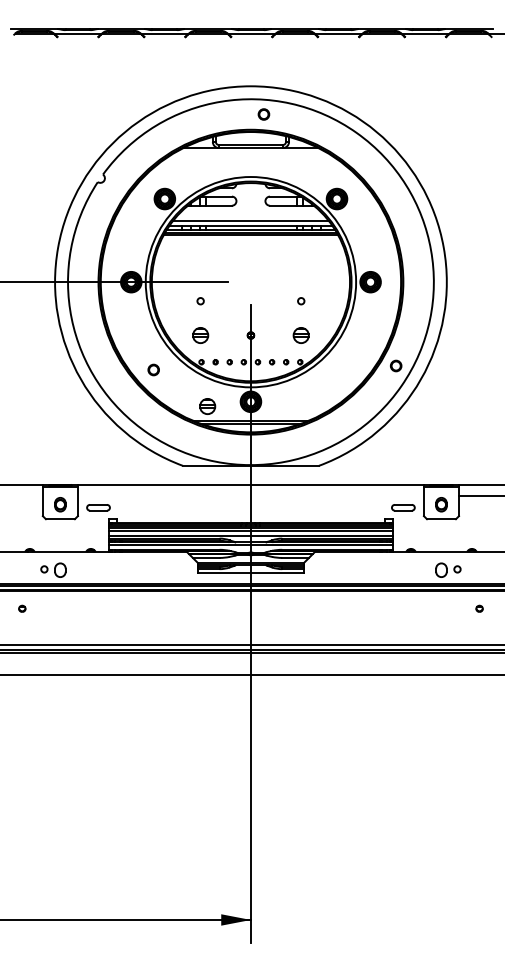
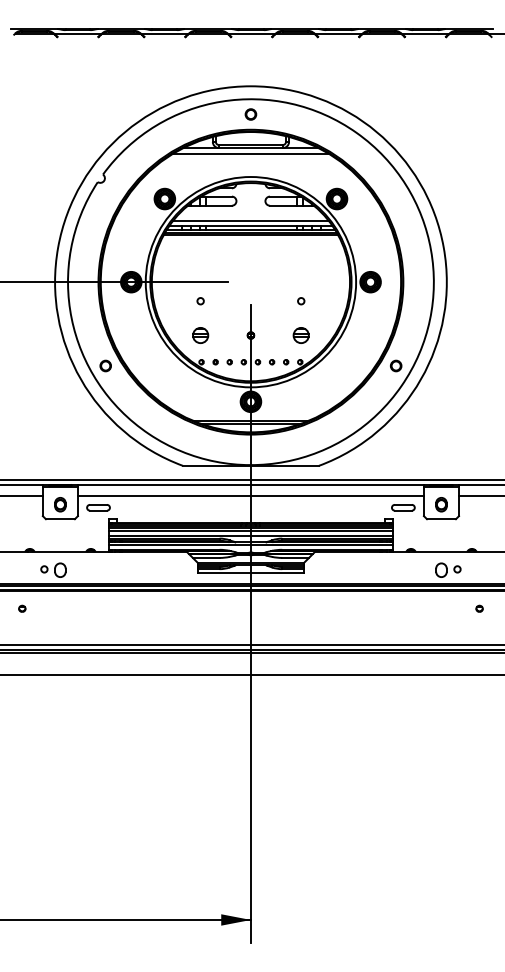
part position: (263, 114) -> (250, 114) (250, 114)
line: none -> present (250, 154)
part position: (153, 369) -> (105, 365) (105, 365)
part: present -> none (207, 406)
line: none -> present (251, 480)
line: none -> present (22, 495)
line: none -> present (250, 495)
